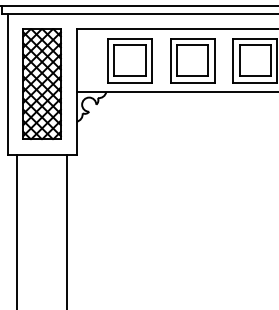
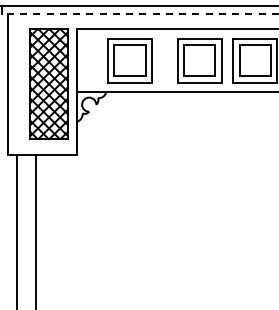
line: solid -> dashed (140, 13)
part position: (192, 60) -> (199, 60) (199, 60)
part position: (41, 83) -> (48, 83) (48, 83)
line position: (67, 230) -> (36, 230) (36, 230)
